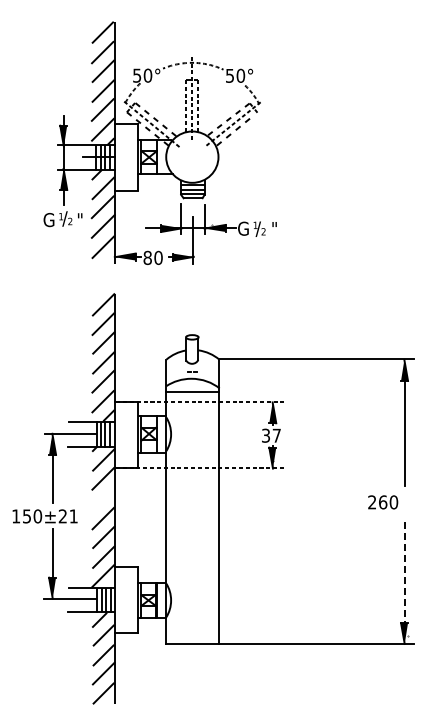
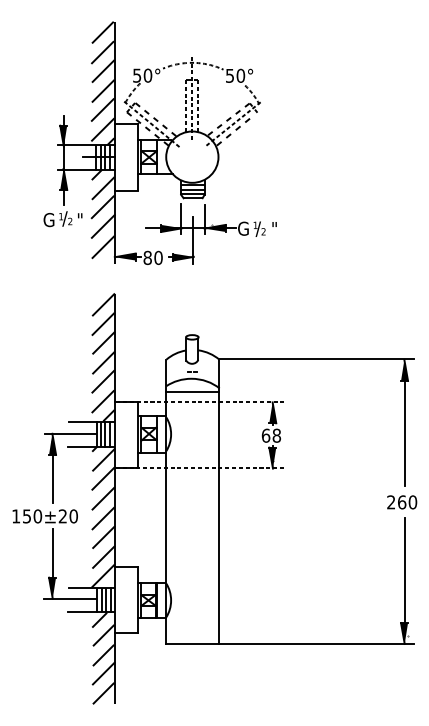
text: 37 -> 68 (271, 435)
line: none -> present (103, 498)
text position: (383, 502) -> (402, 502) (402, 502)
text: 150±21 -> 150±20 (73, 516)
line: dashed -> solid (404, 573)
